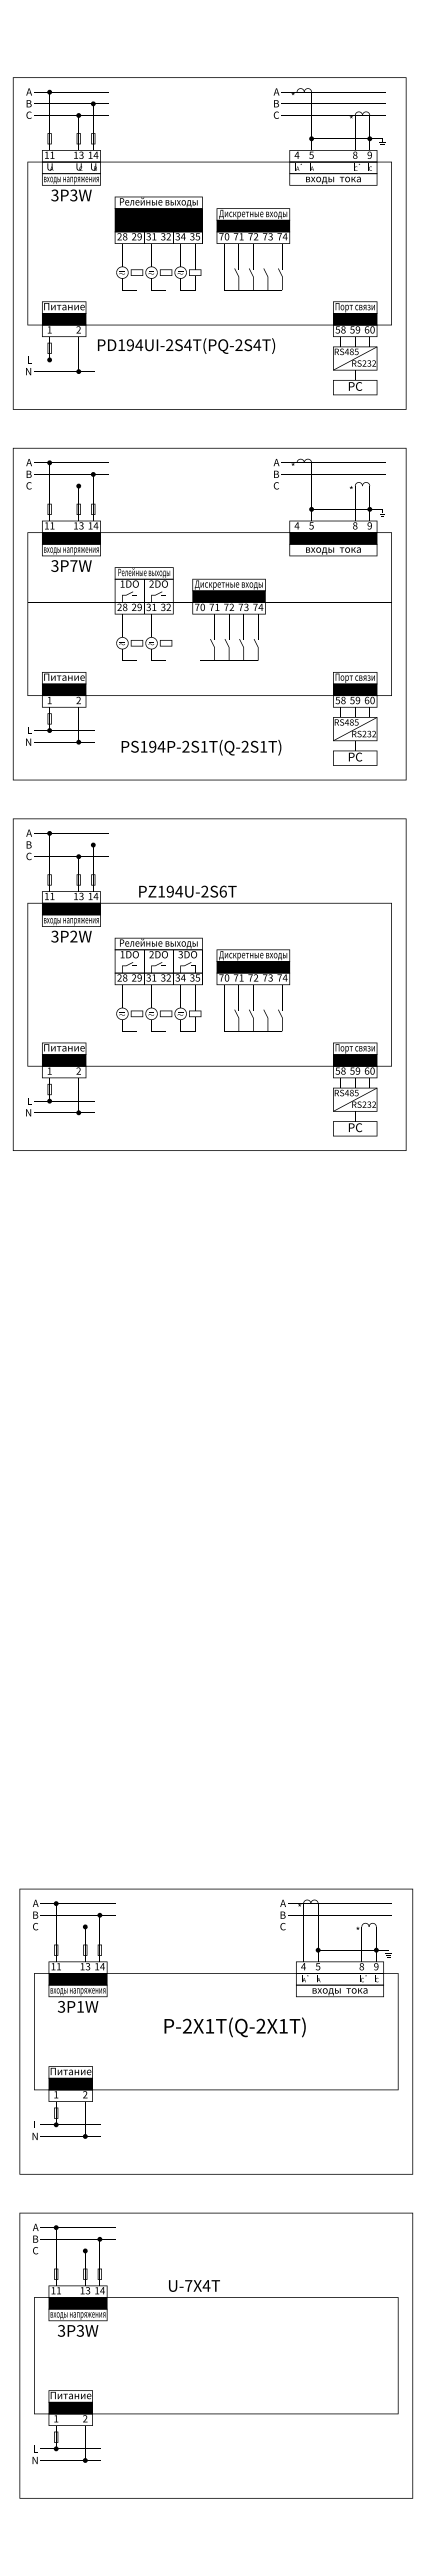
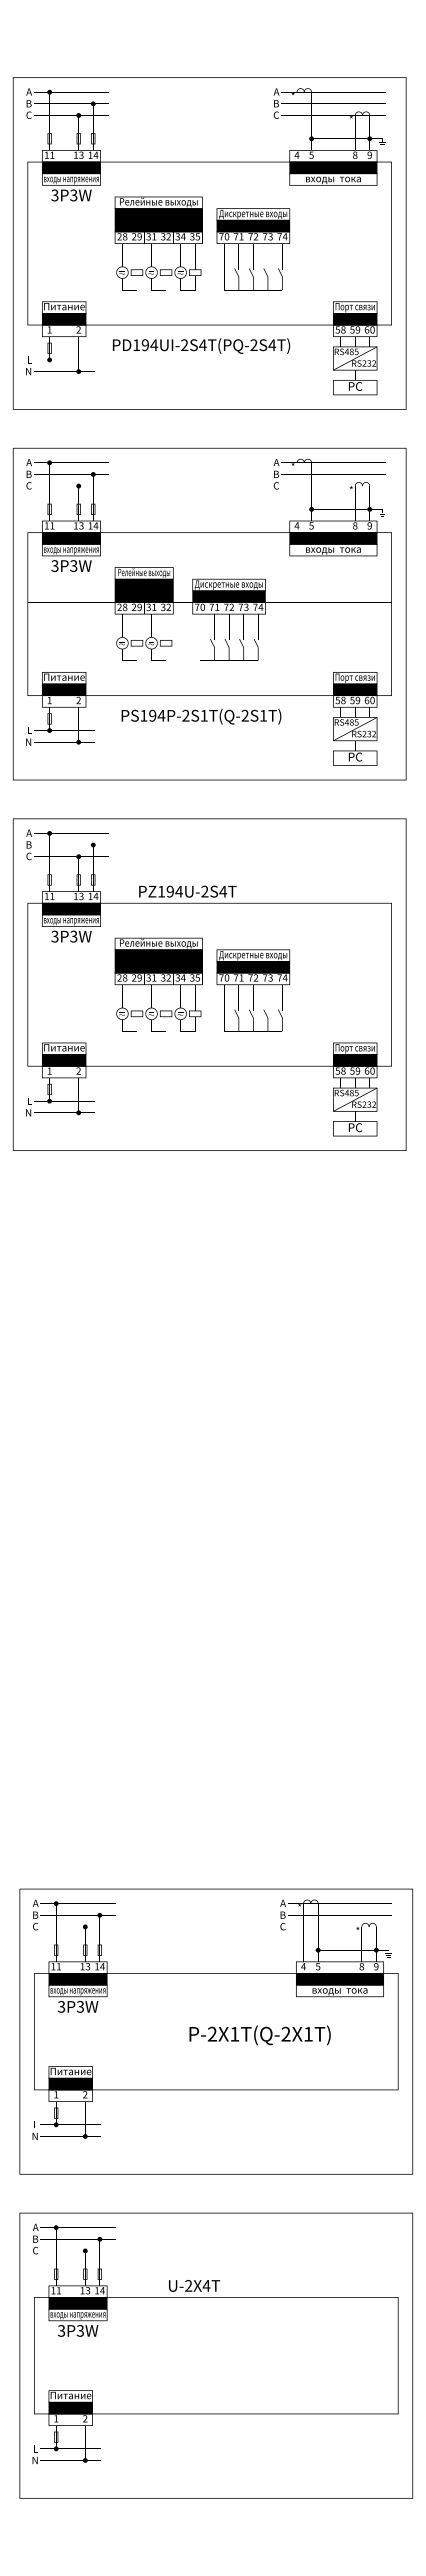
fill: none -> present (71, 167)
fill: none -> present (333, 167)
text position: (186, 345) -> (201, 345) (201, 345)
text: 3P7W -> 3P3W (73, 565)
fill: none -> present (144, 590)
text position: (201, 747) -> (201, 716) (201, 716)
text: PZ194U-2S6T -> PZ194U-2S4T (223, 891)
text: 3P2W -> 3P3W (73, 936)
fill: none -> present (158, 961)
fill: none -> present (339, 1979)
text: 3P1W -> 3P3W (79, 2006)
text position: (234, 2027) -> (259, 2035) (259, 2035)
text: U-7X4T -> U-2X4T (188, 2285)
